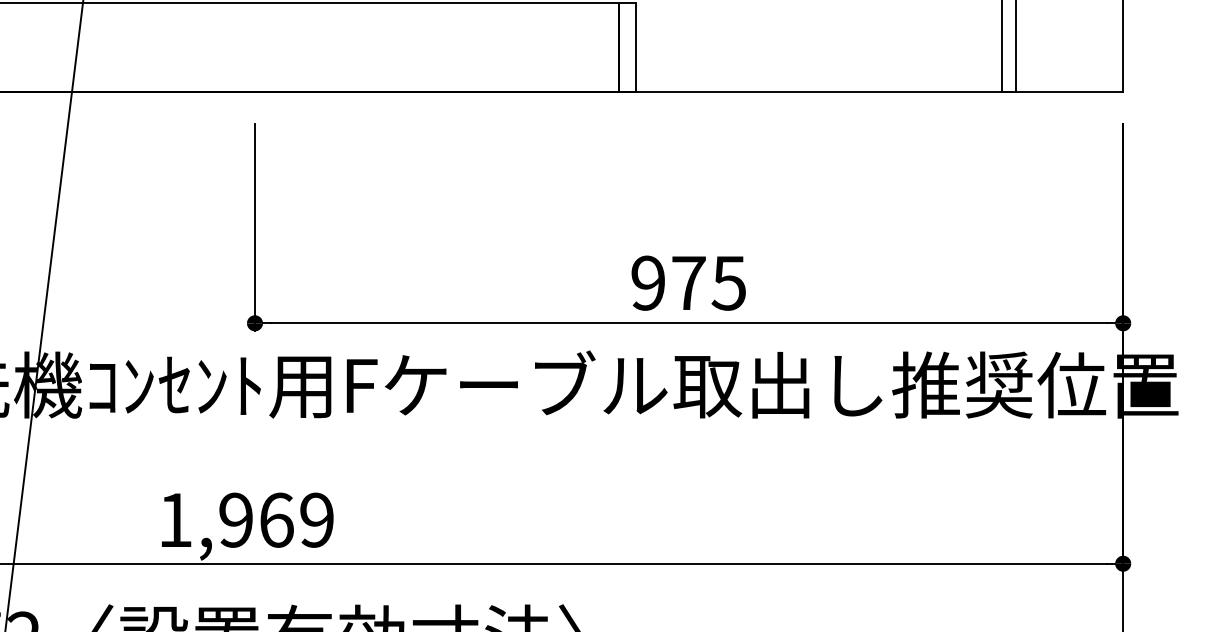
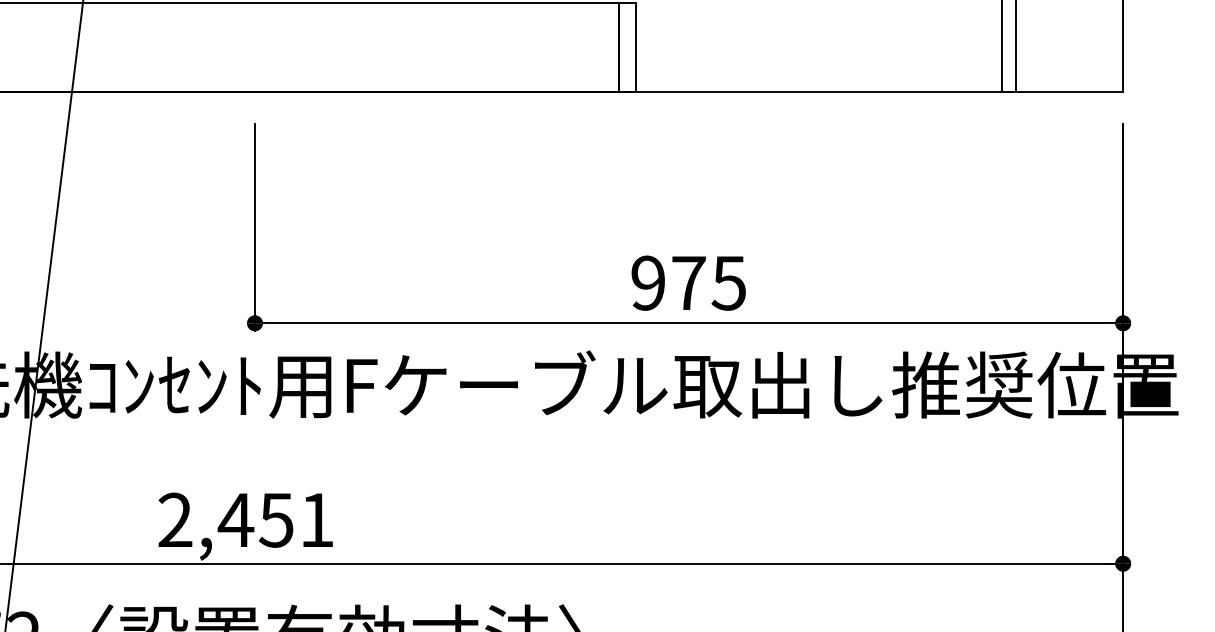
text: 1,969 -> 2,451 (245, 519)
